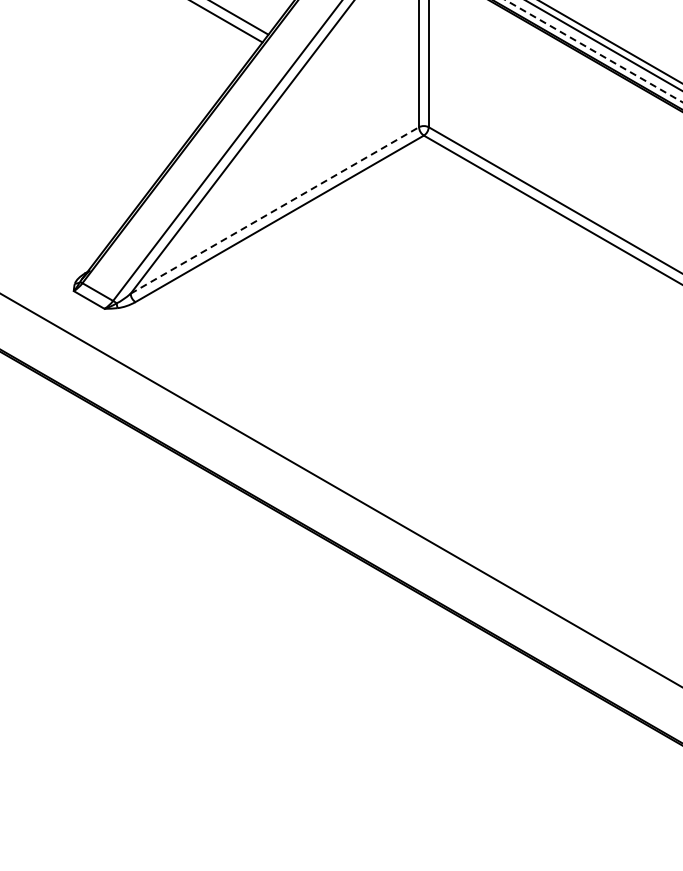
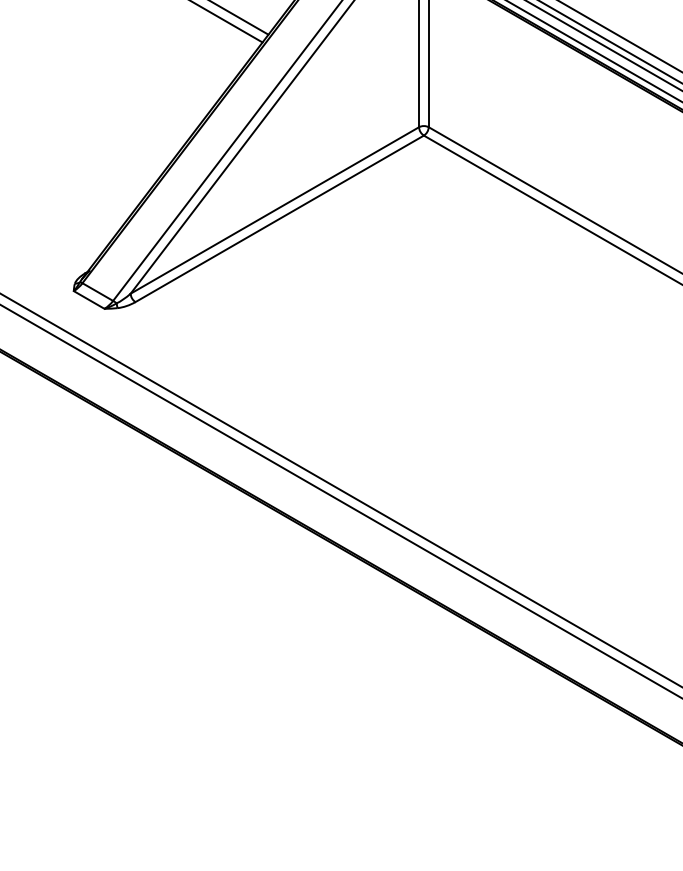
line: none -> present (619, 36)
line: dashed -> solid (594, 51)
line: dashed -> solid (275, 210)
line: none -> present (340, 500)
